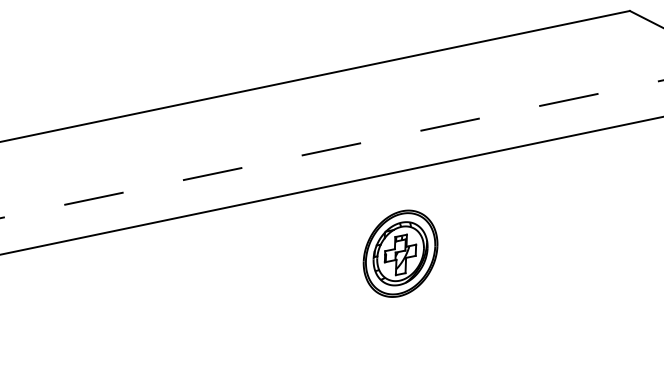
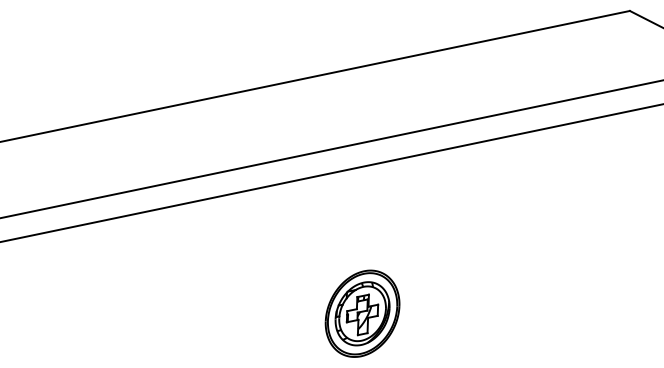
line: dashed -> solid (332, 149)
line position: (331, 185) -> (331, 172) (331, 172)
part position: (400, 253) -> (362, 313) (362, 313)
